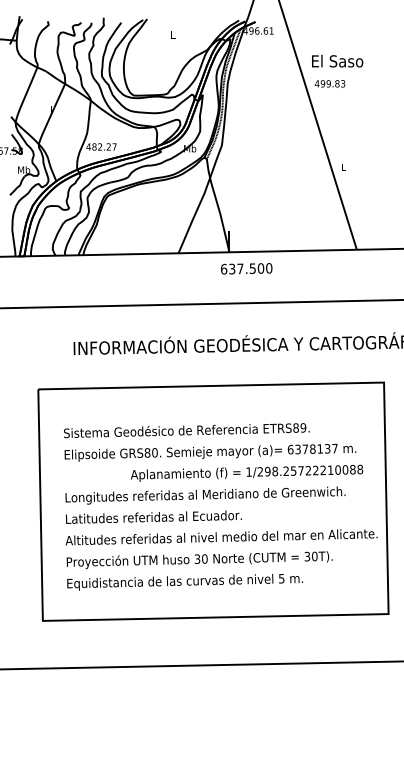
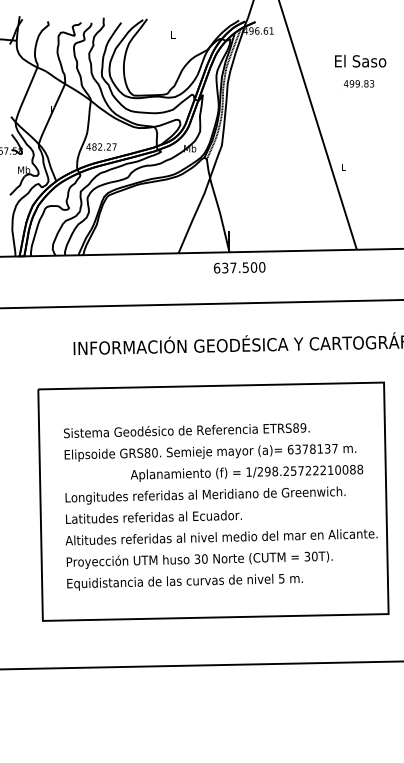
text position: (337, 60) -> (360, 60) (360, 60)
text position: (329, 83) -> (358, 83) (358, 83)
text position: (246, 268) -> (239, 267) (239, 267)
